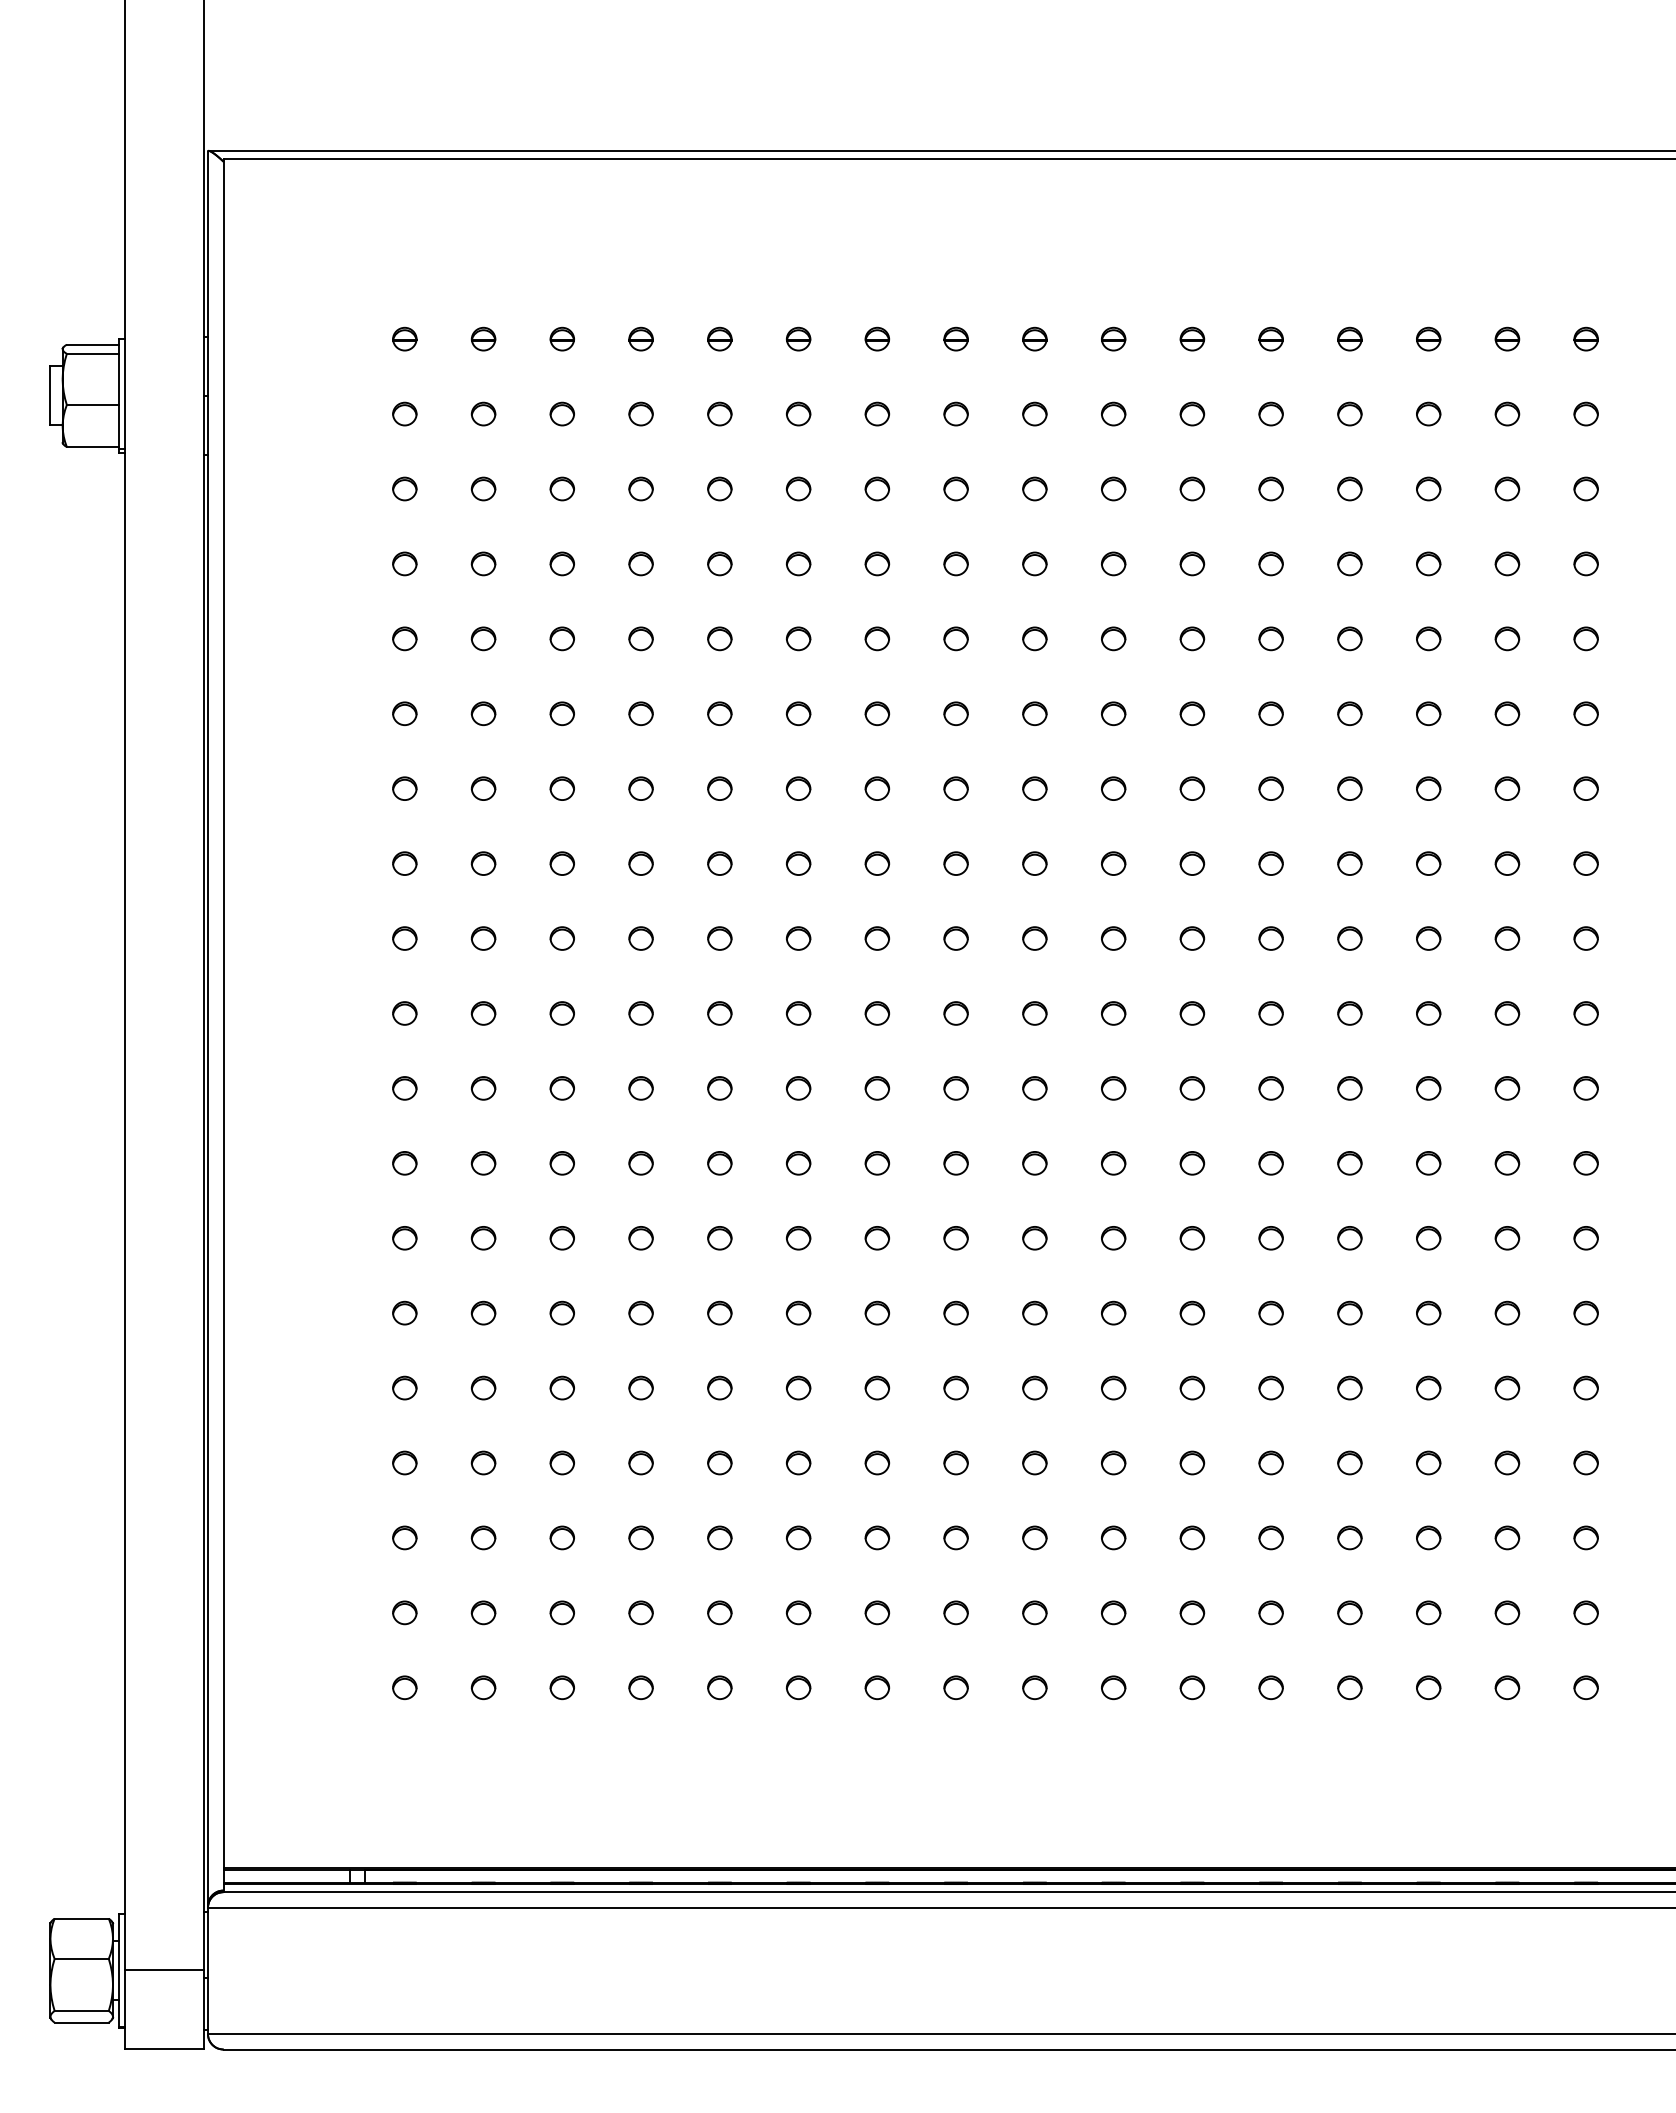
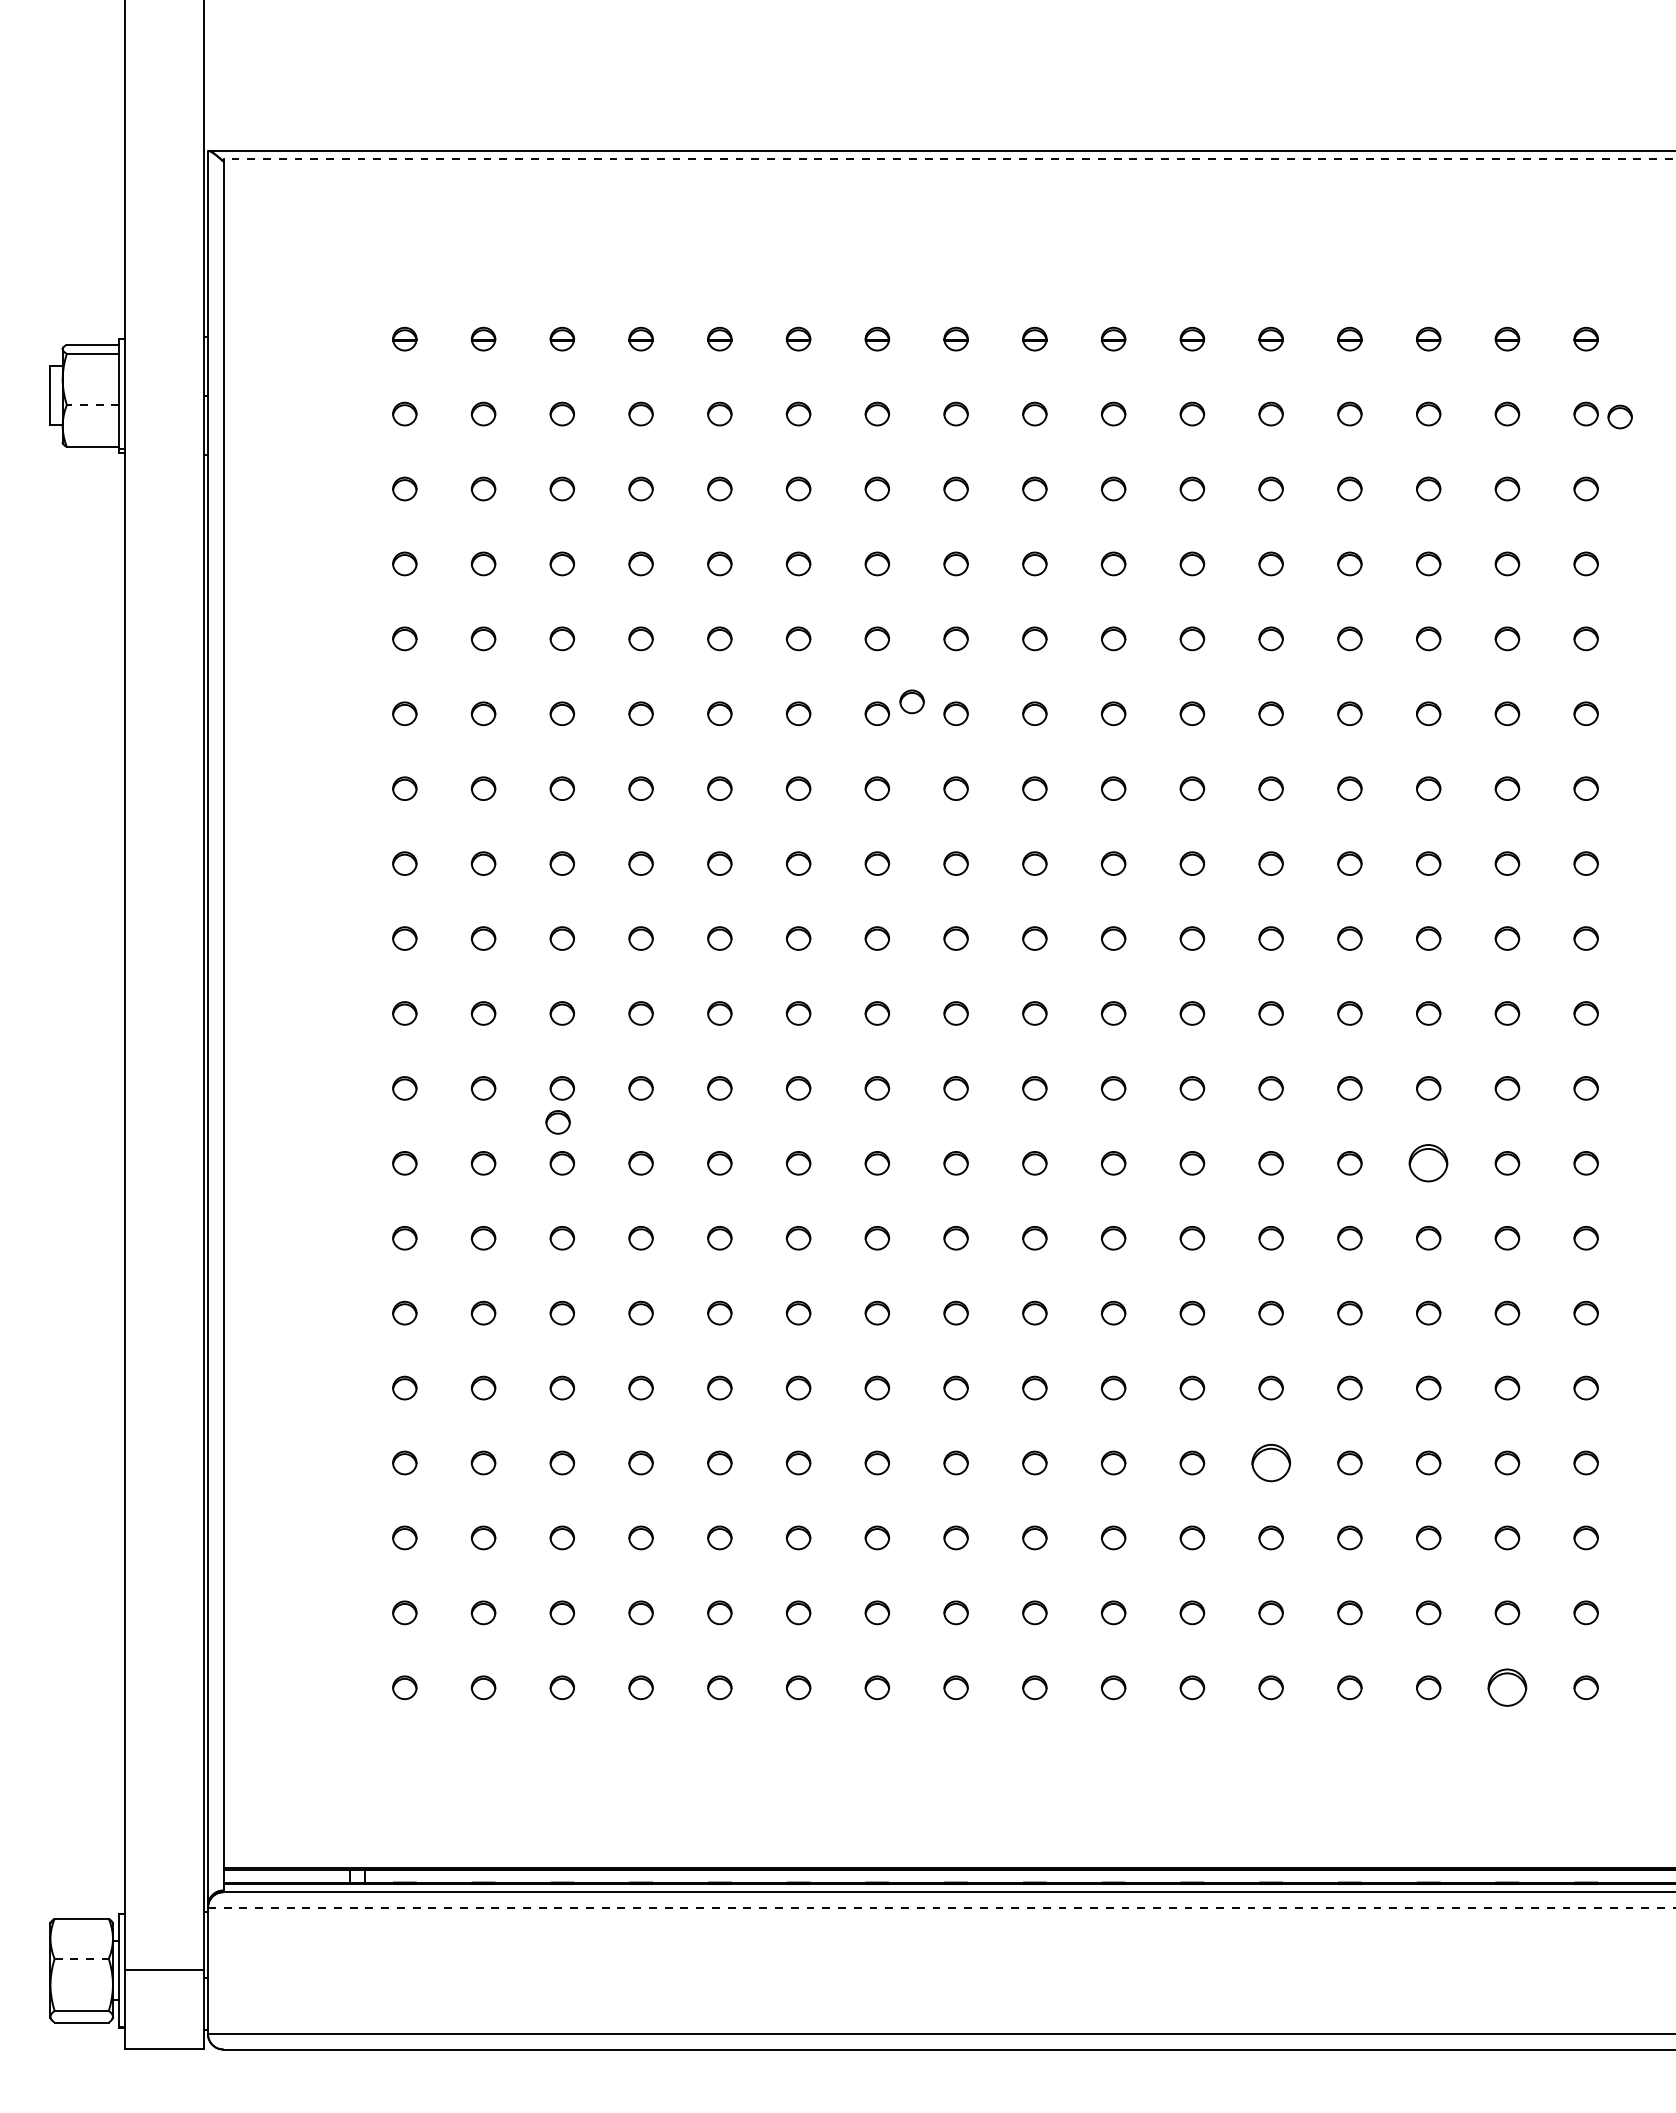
line: solid -> dashed (949, 159)
line: solid -> dashed (92, 405)
part: none -> present (1619, 416)
part: none -> present (911, 701)
part: none -> present (557, 1122)
part size: 26x25 px -> 41x39 px (1428, 1163)
part size: 26x26 px -> 40x39 px (1270, 1463)
part size: 27x26 px -> 41x39 px (1507, 1687)
line: solid -> dashed (941, 1907)
line: solid -> dashed (82, 1958)
